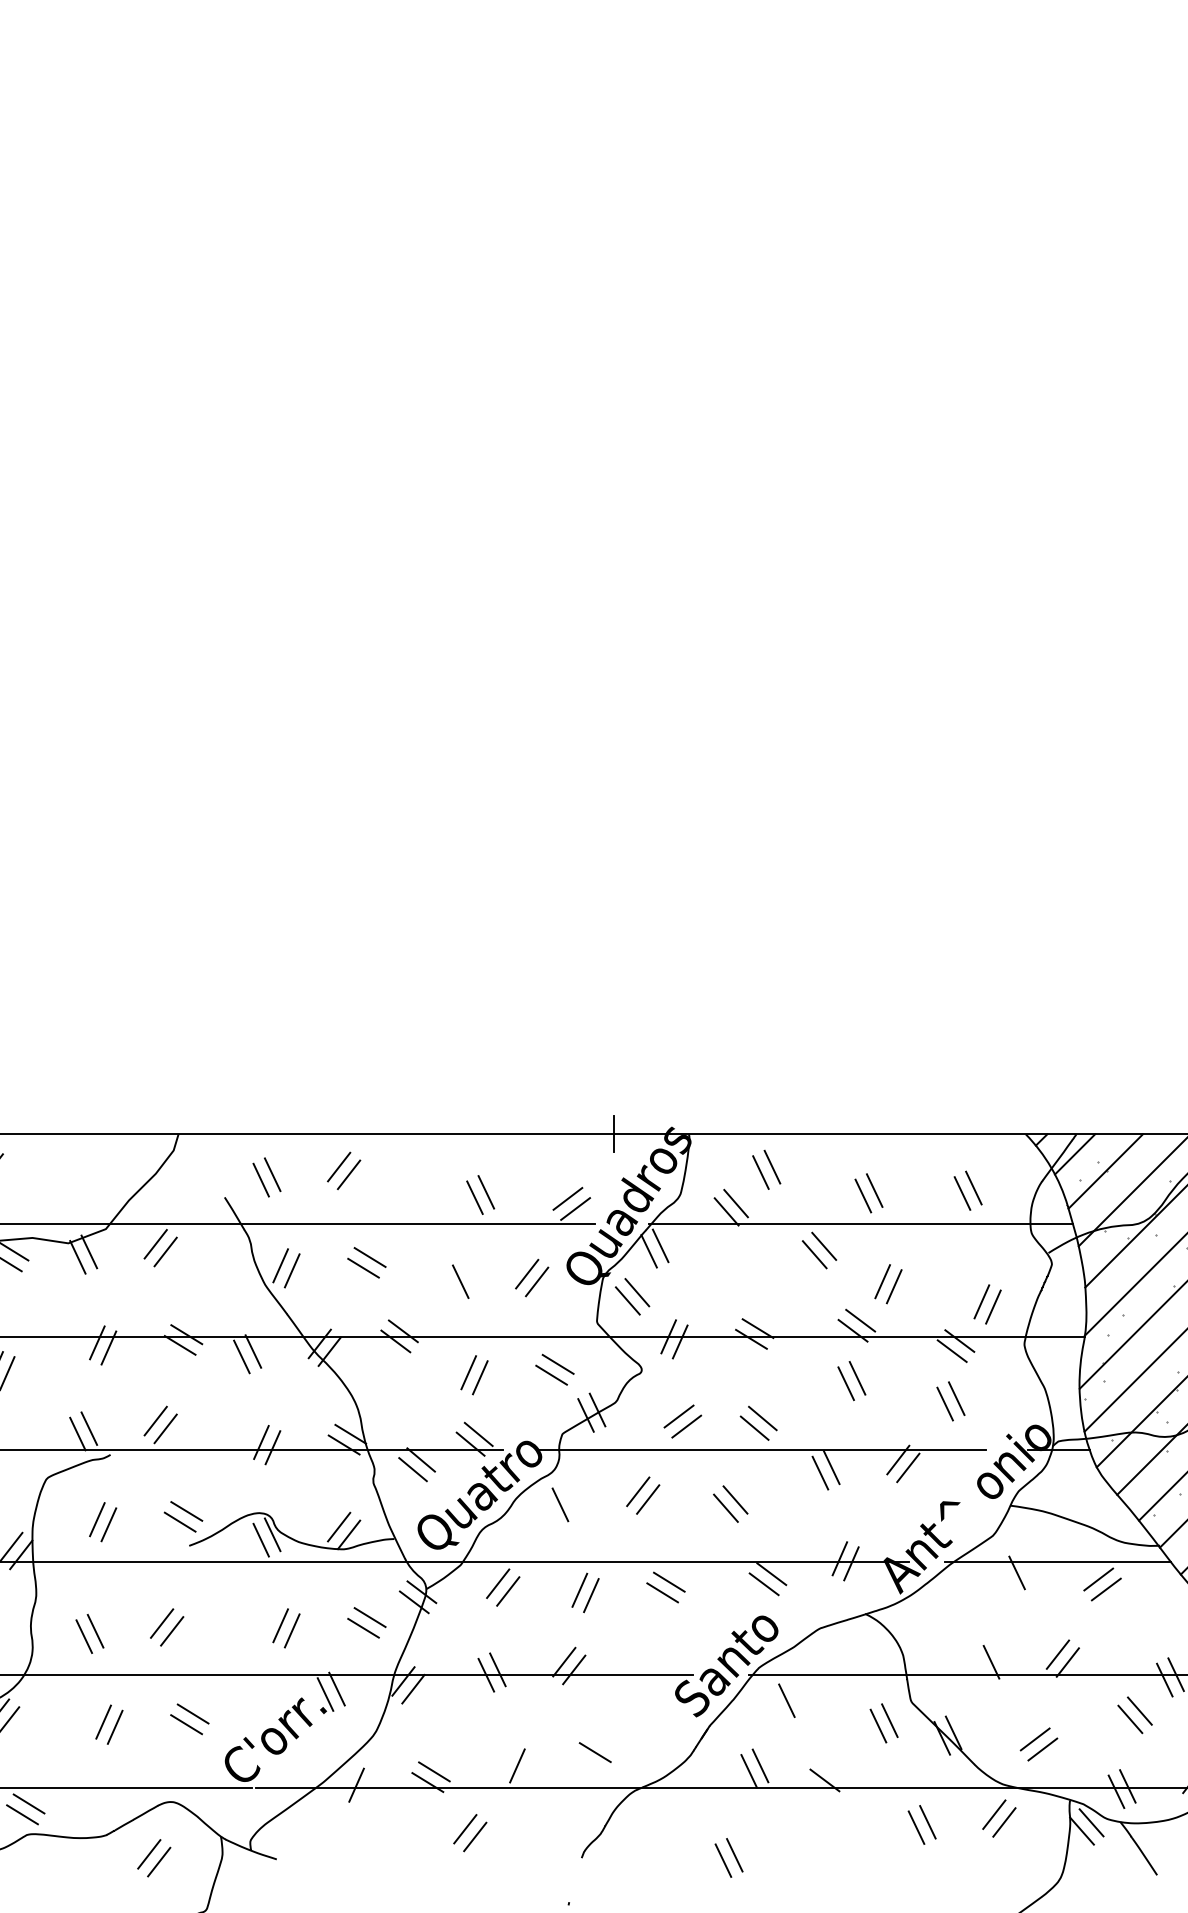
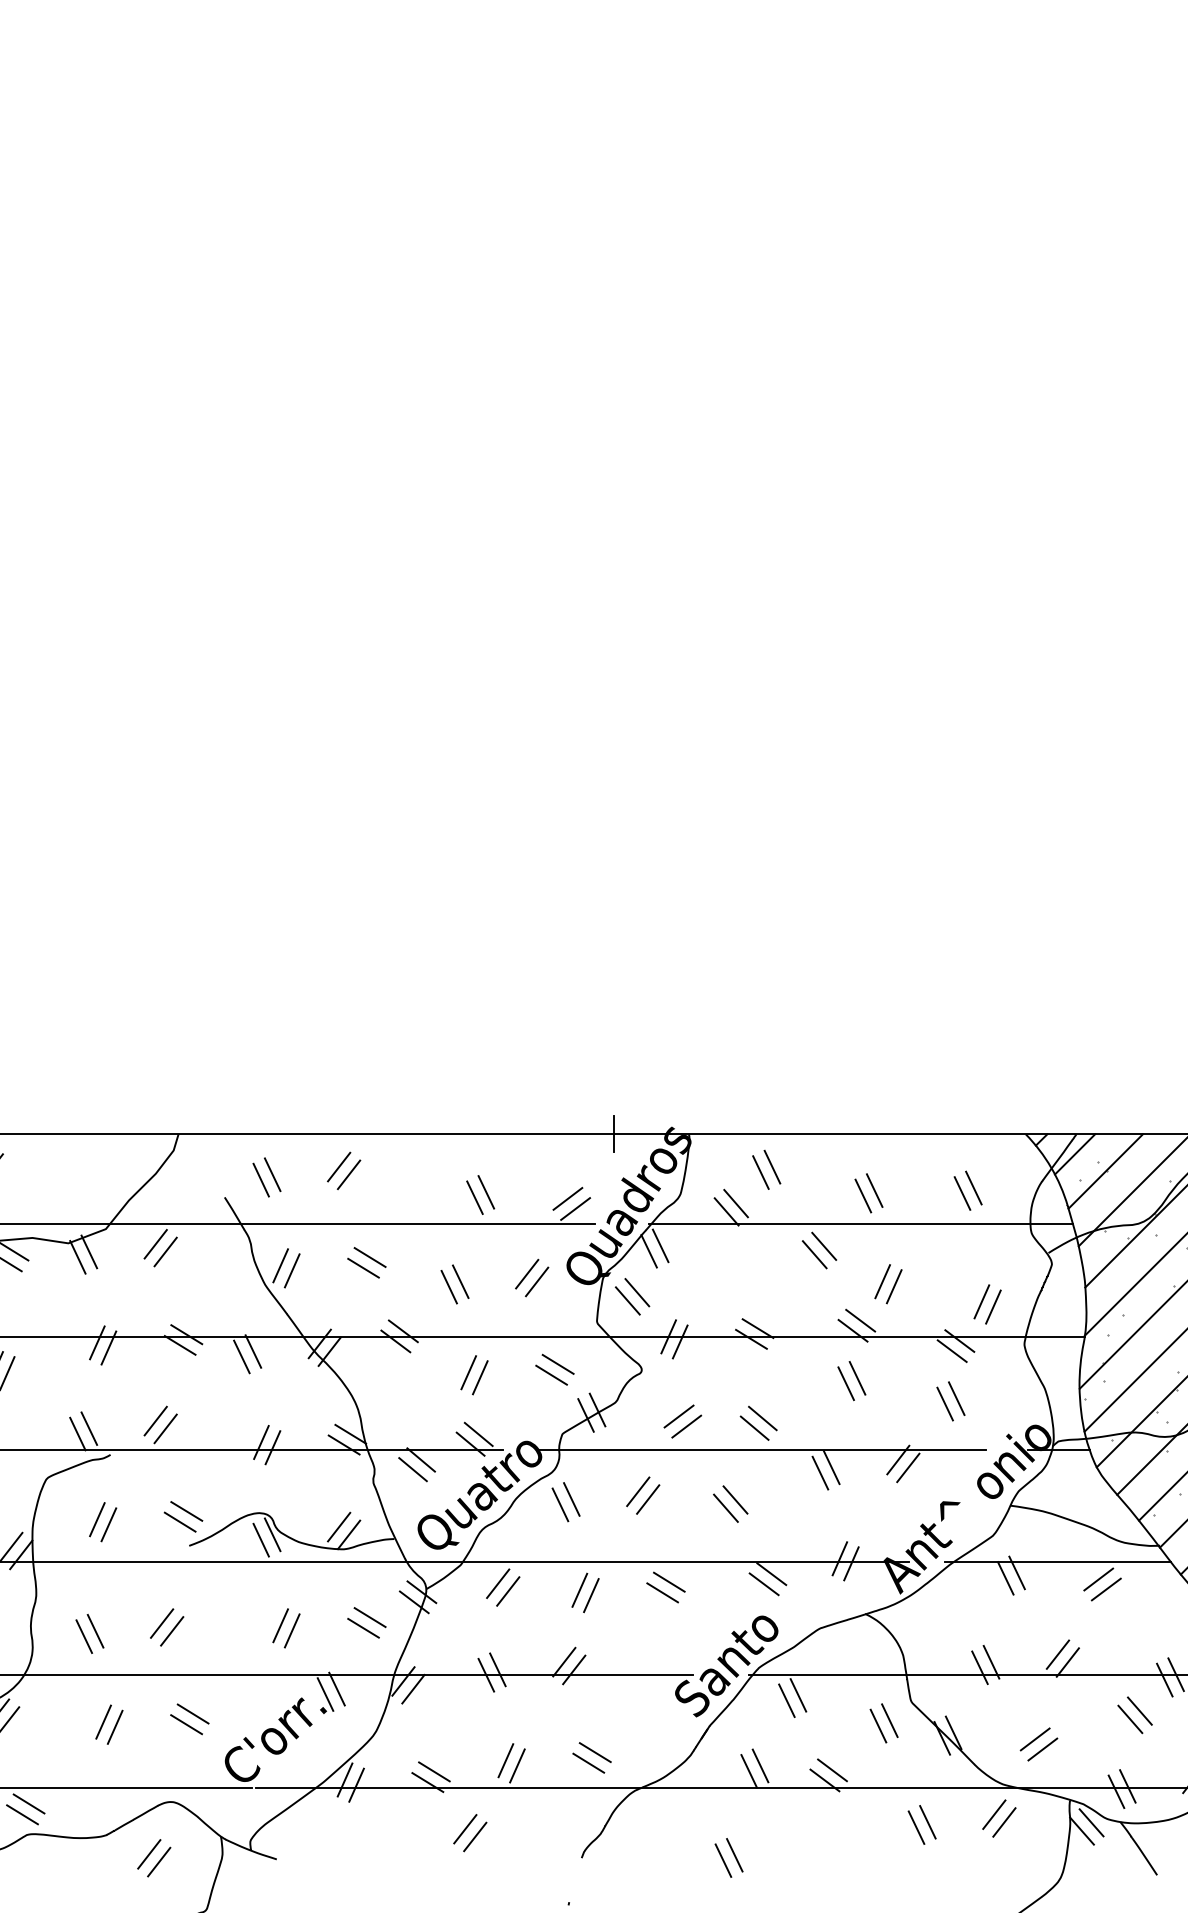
line: none -> present (448, 1286)
line: none -> present (571, 1499)
line: none -> present (1005, 1578)
line: none -> present (979, 1667)
line: none -> present (798, 1695)
line: none -> present (505, 1760)
line: none -> present (588, 1762)
line: none -> present (832, 1770)
line: none -> present (344, 1779)
